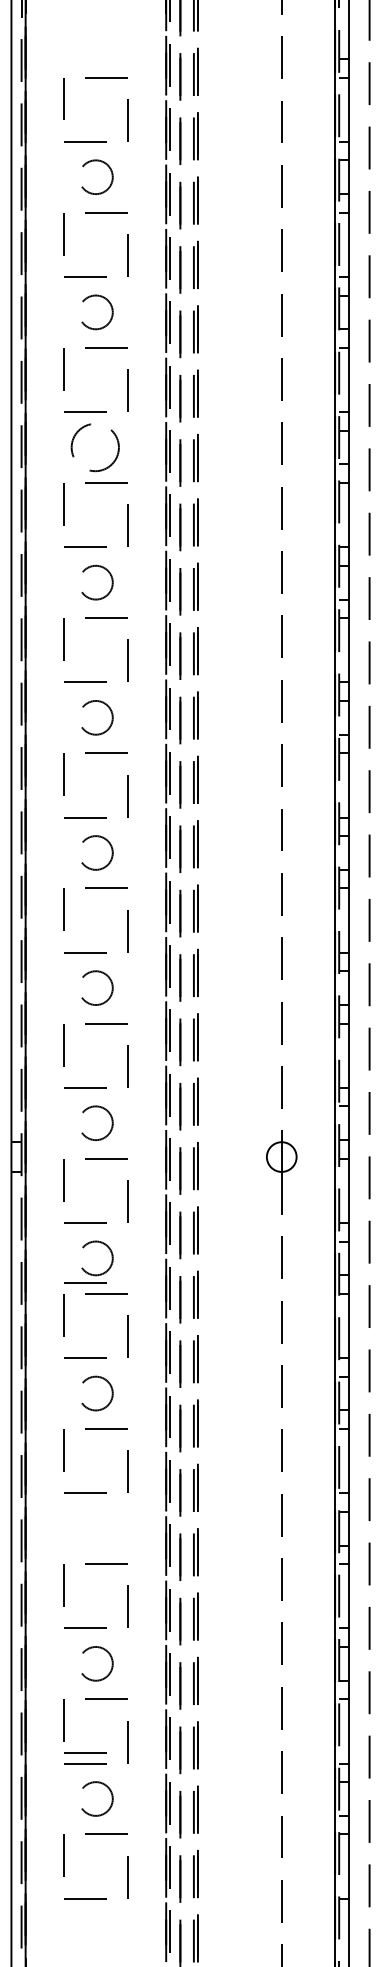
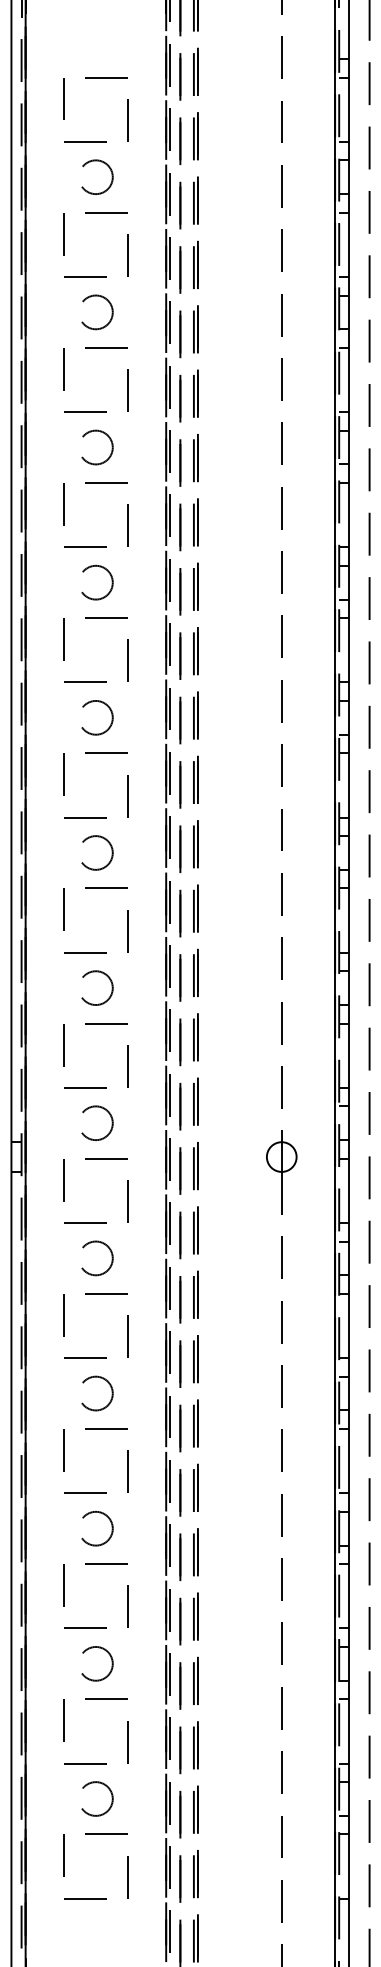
circle size: 50x50 px -> 33x37 px (97, 447)
line: present -> none (85, 1282)
circle: none -> present (97, 1528)
line: present -> none (85, 1752)
